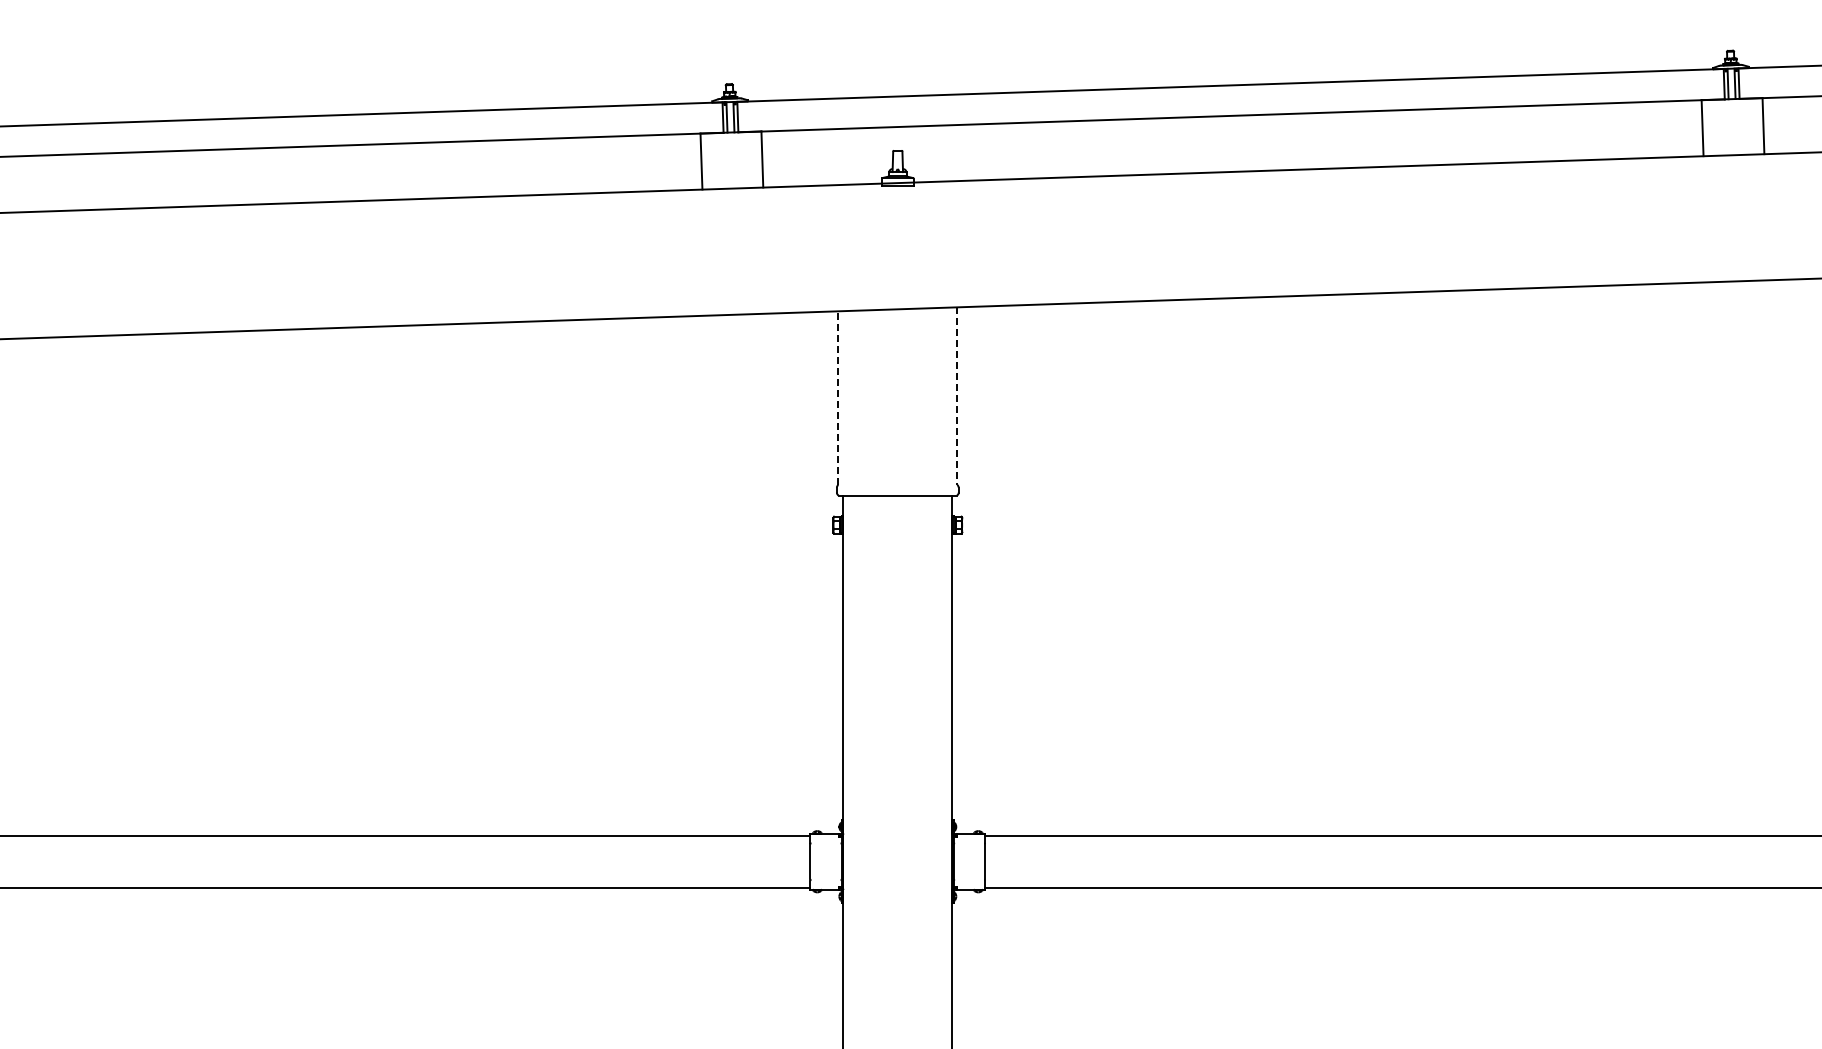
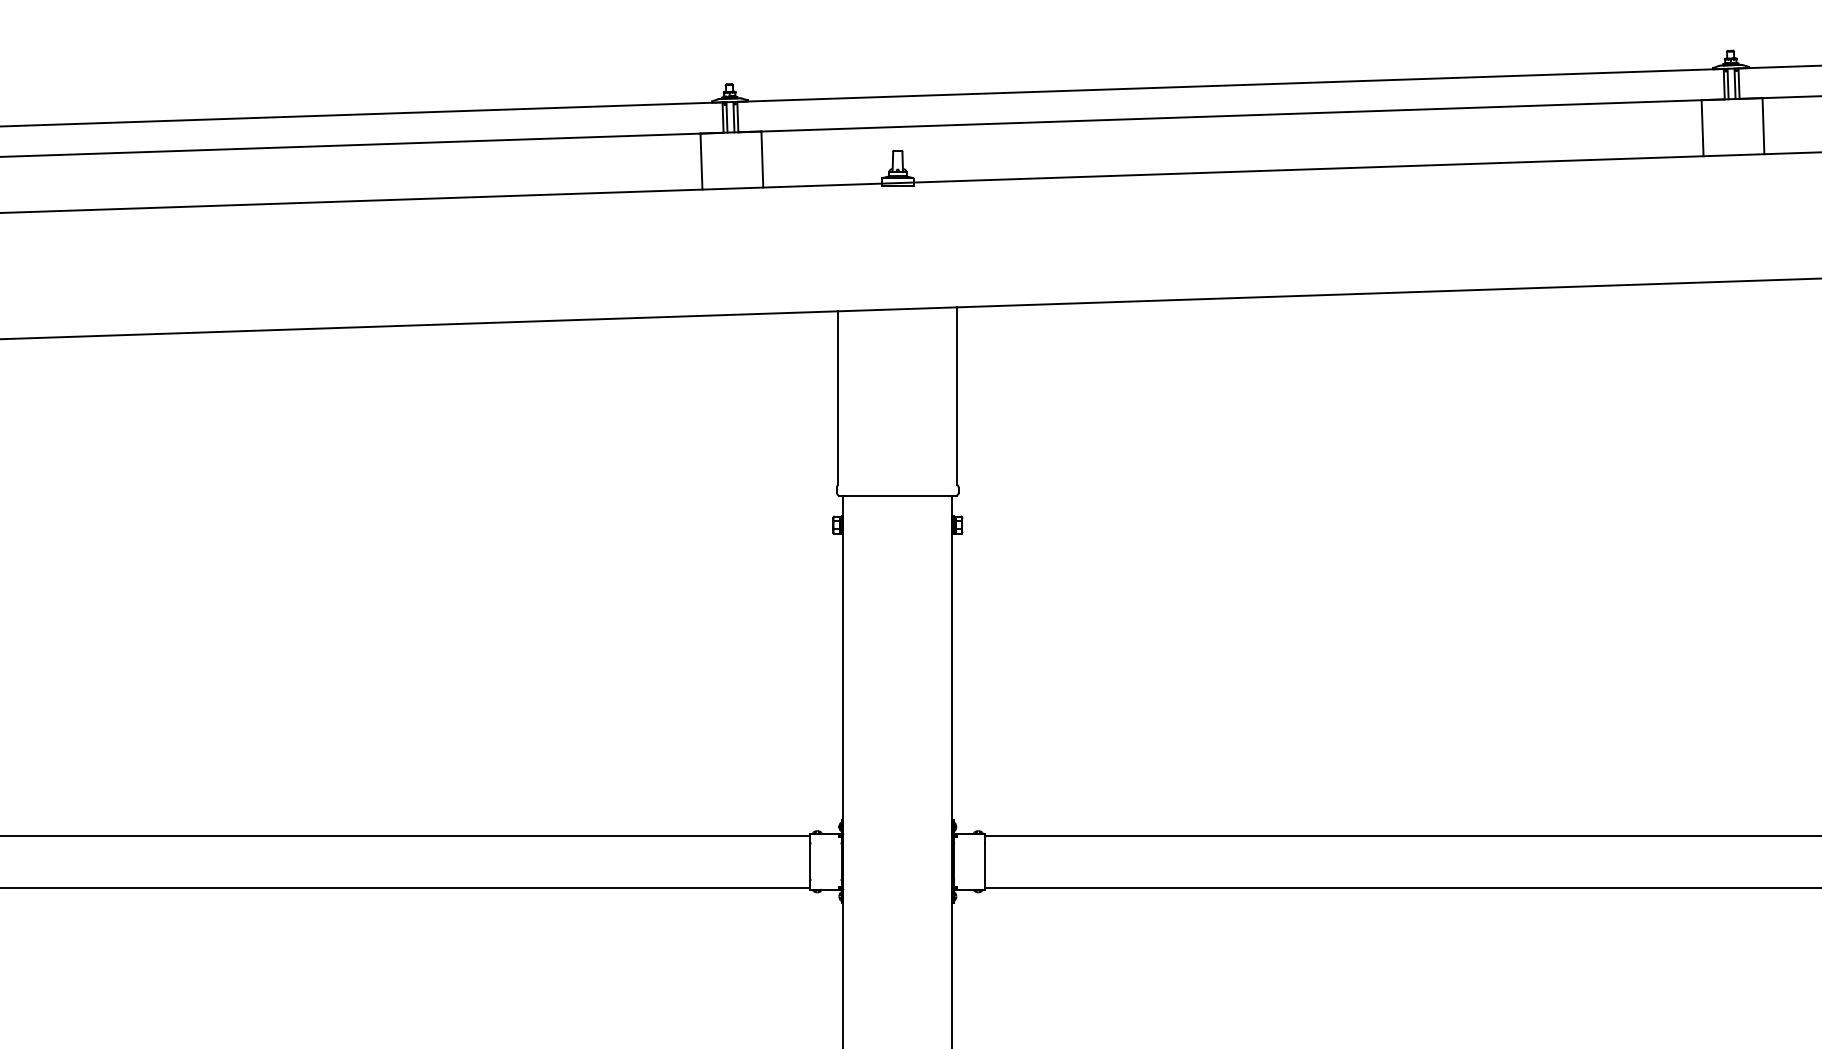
line: dashed -> solid (957, 396)
line: dashed -> solid (838, 398)
